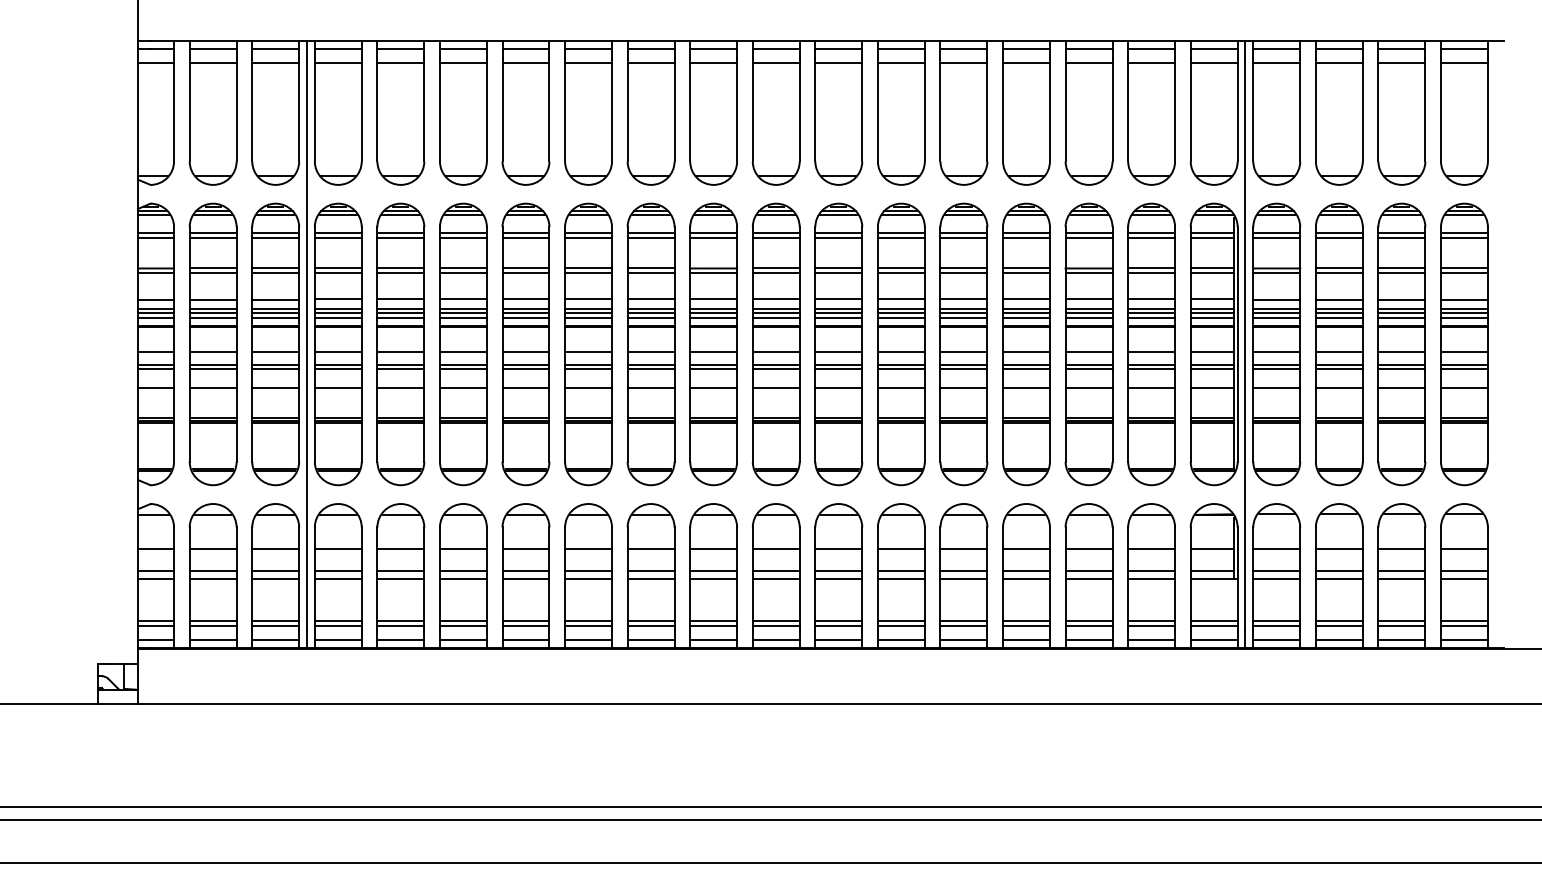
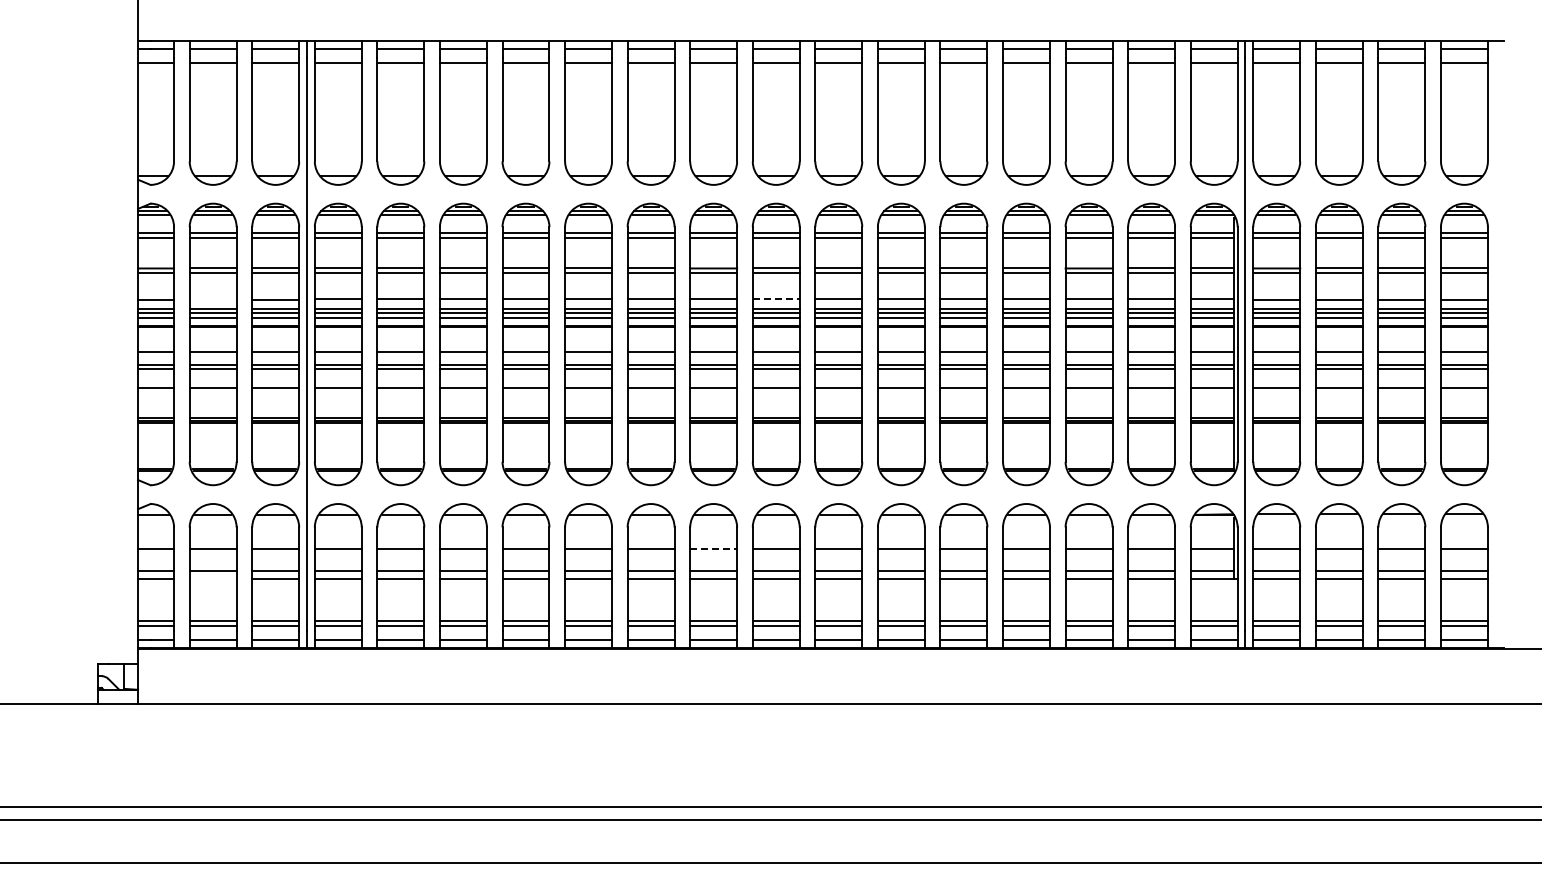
line: solid -> dashed (776, 299)
line: present -> none (212, 300)
line: solid -> dashed (714, 549)
line: present -> none (212, 579)
